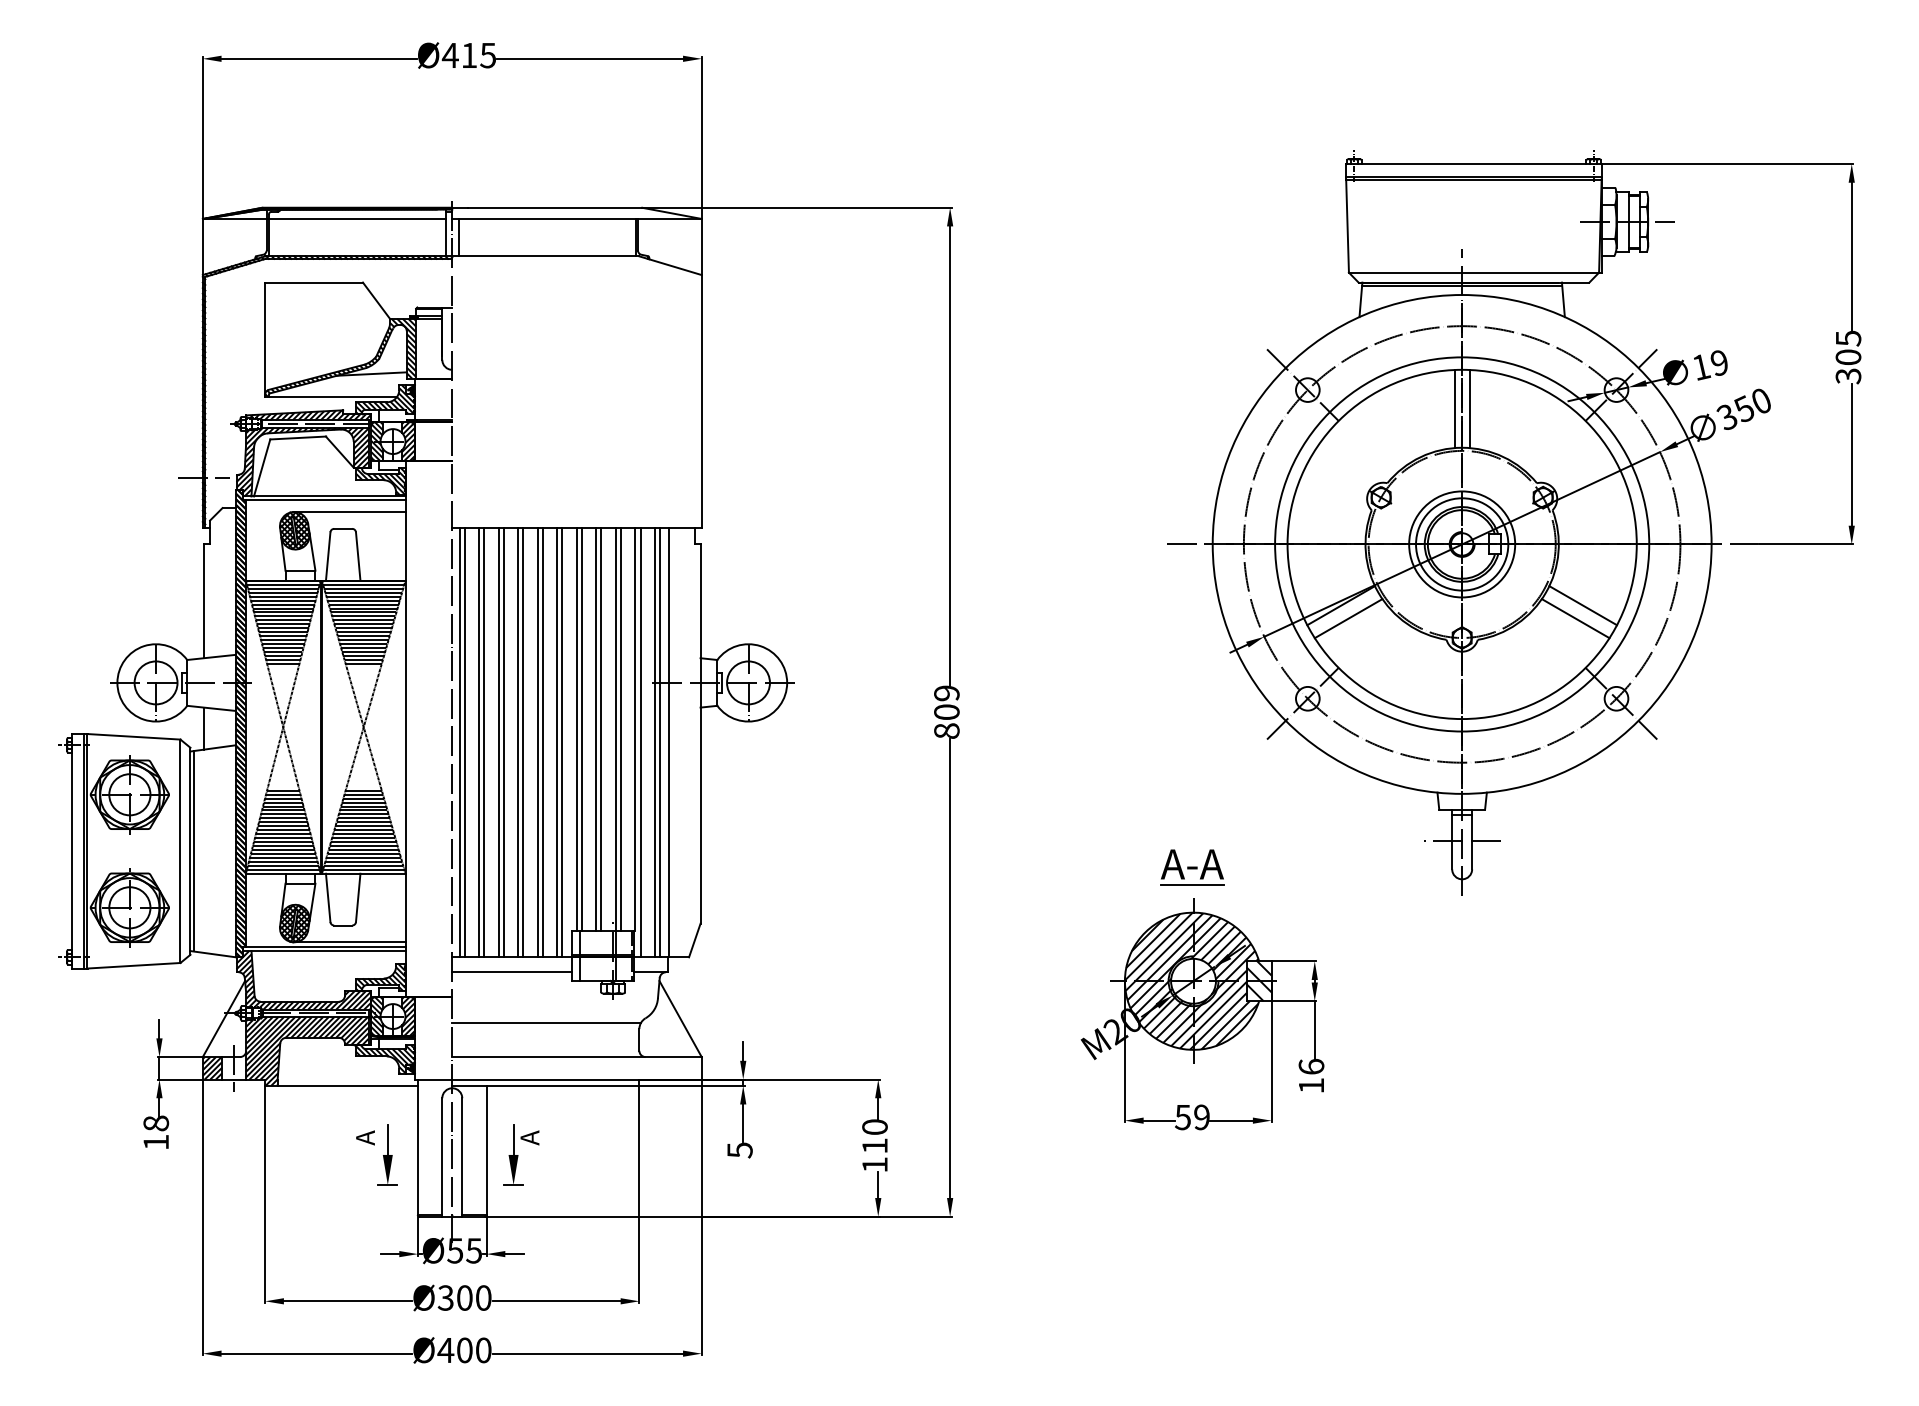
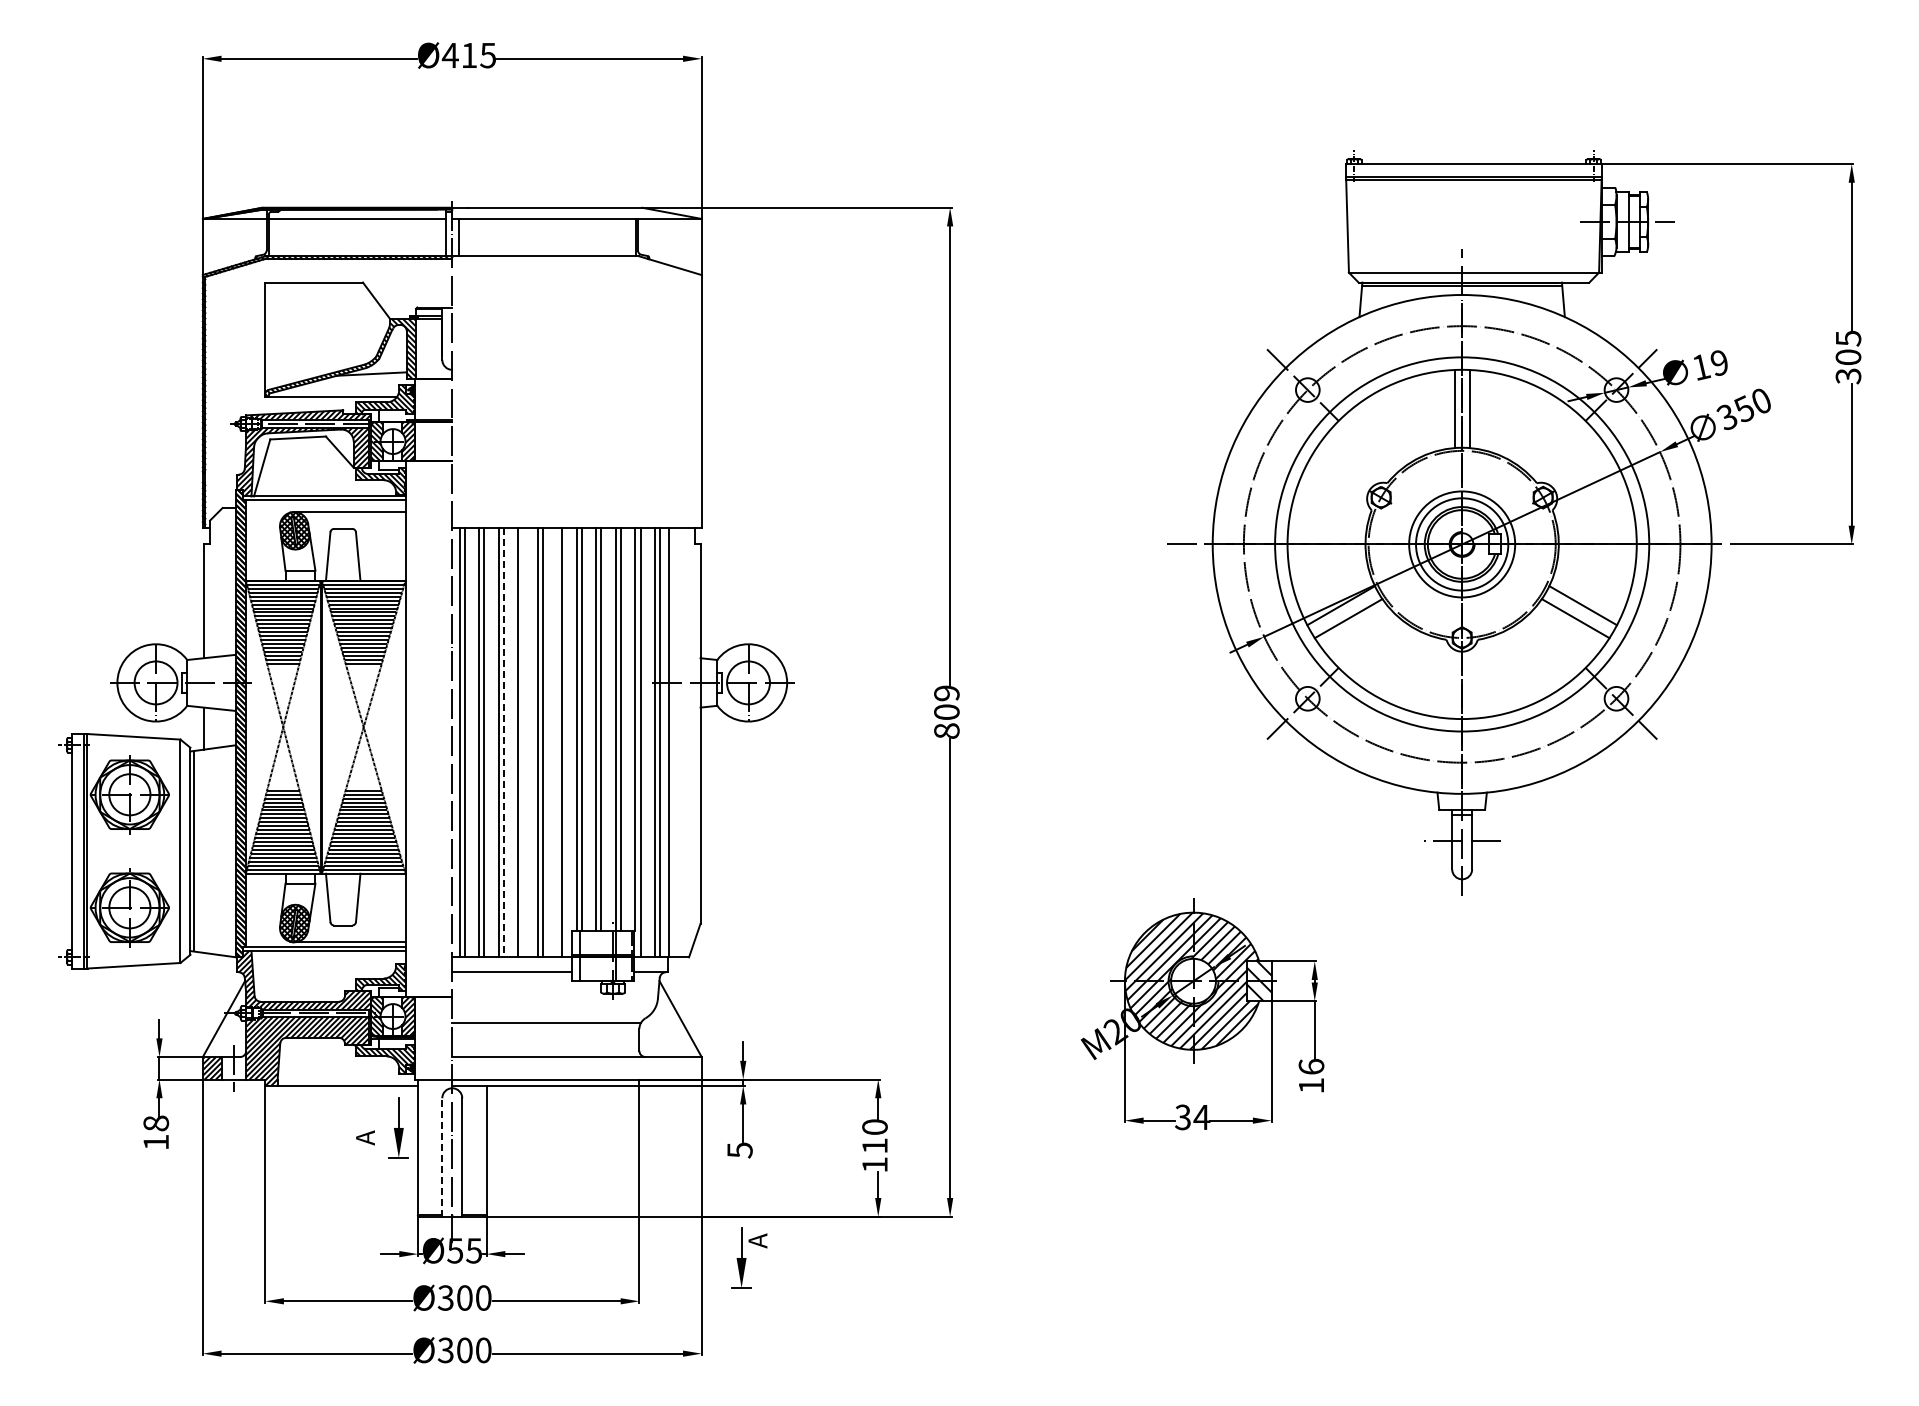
line: present -> none (203, 477)
line: solid -> dashed (503, 742)
line: present -> none (523, 742)
line: present -> none (557, 742)
part: present -> none (1192, 867)
text: 59 -> 34 (1192, 1117)
part position: (387, 1154) -> (398, 1127) (398, 1127)
part position: (521, 1154) -> (749, 1257) (749, 1257)
line: solid -> dashed (442, 1156)
text: Ø400 -> Ø300 (445, 1350)
